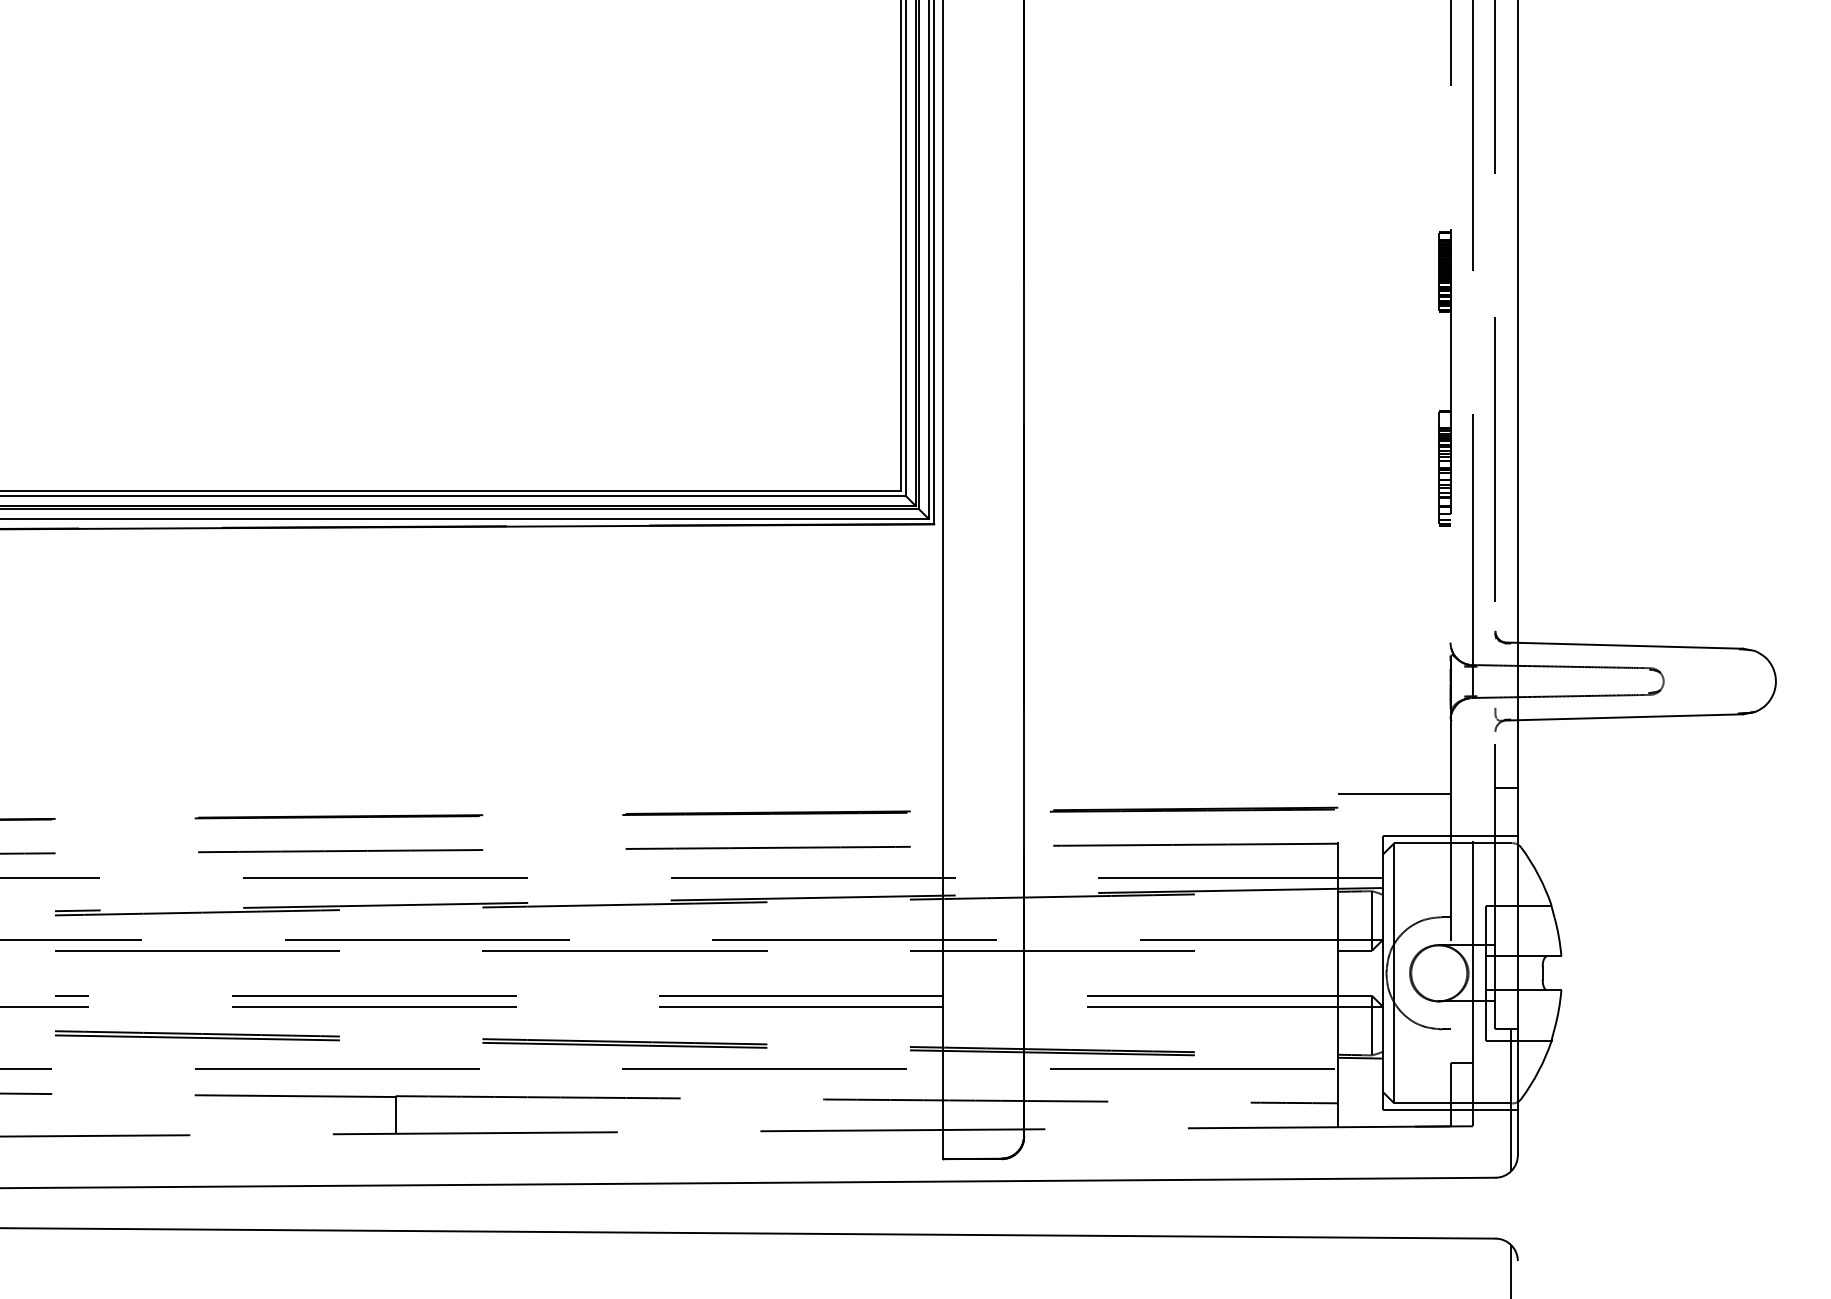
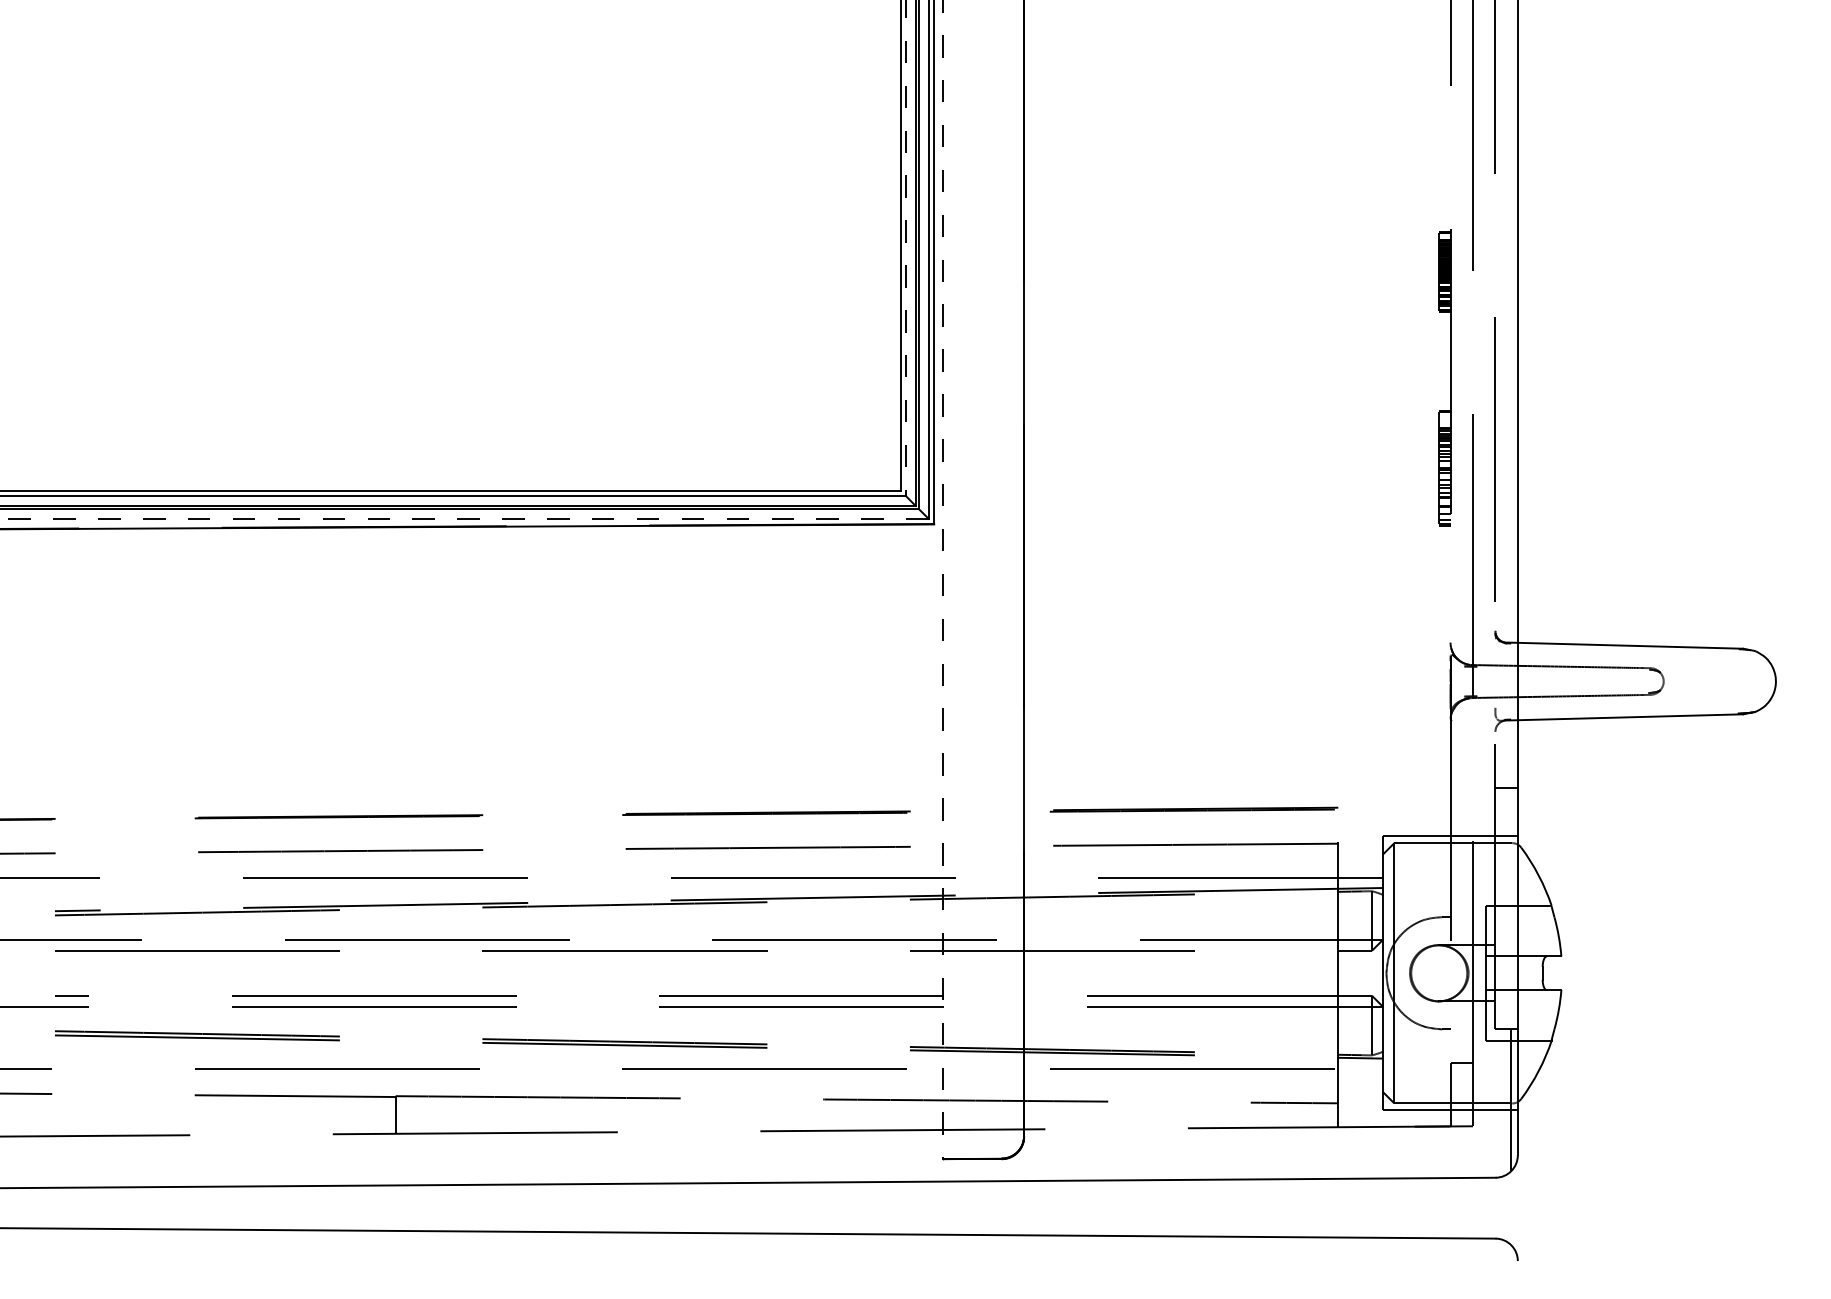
line: solid -> dashed (906, 248)
line: solid -> dashed (463, 518)
line: solid -> dashed (943, 579)
line: present -> none (1394, 793)
line: present -> none (1511, 1270)
